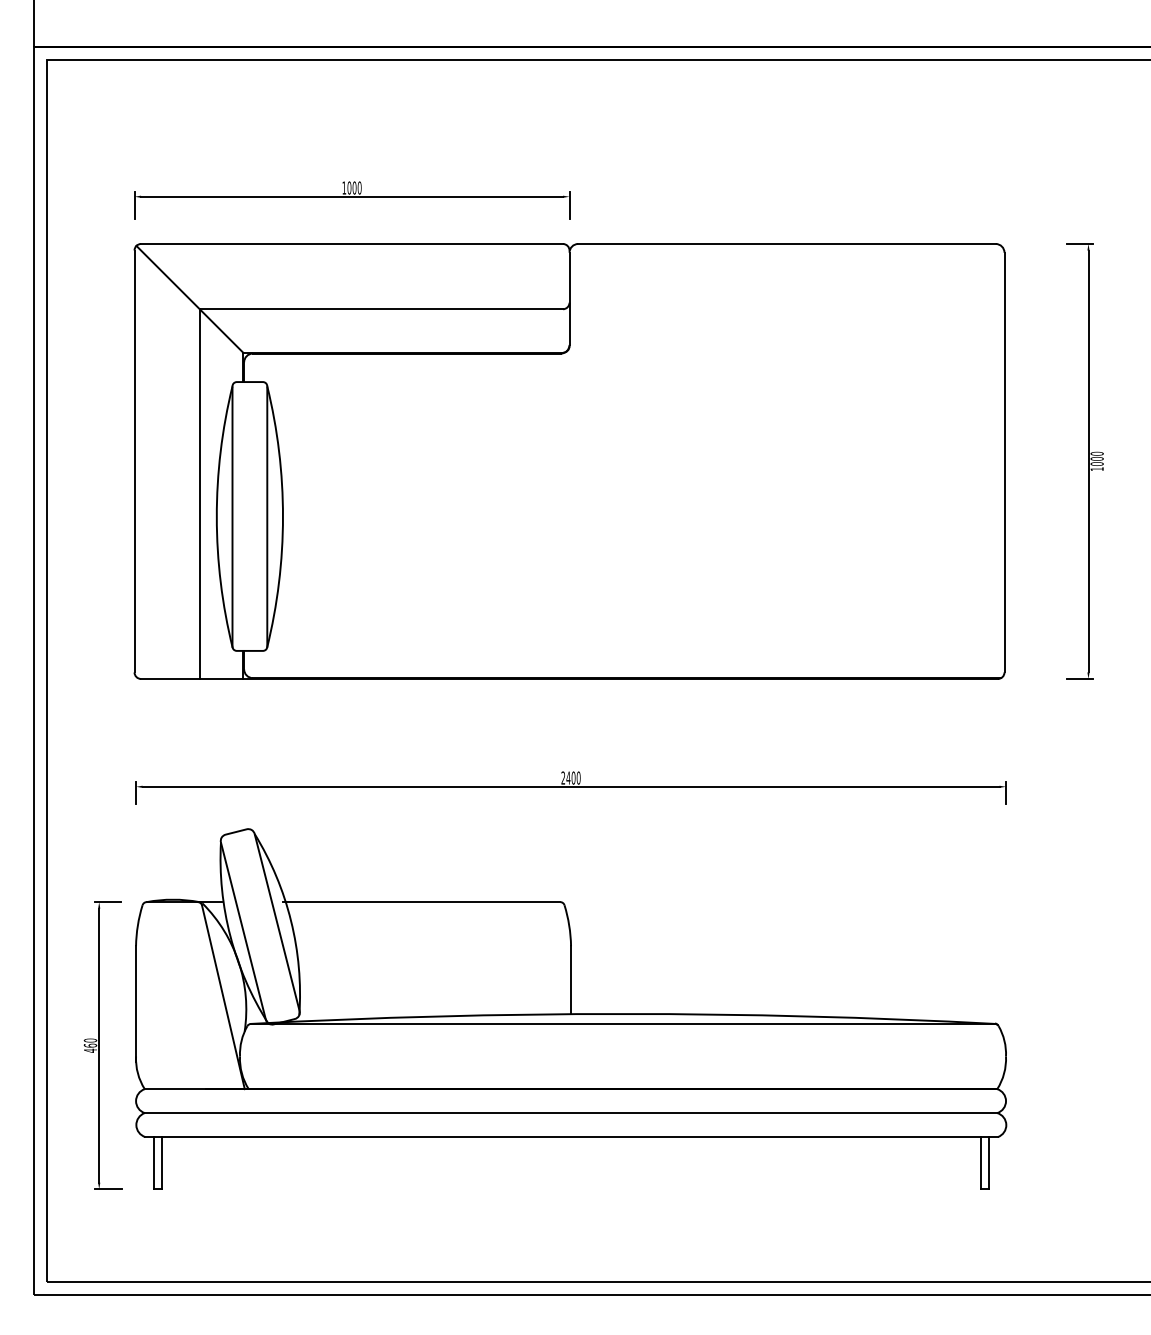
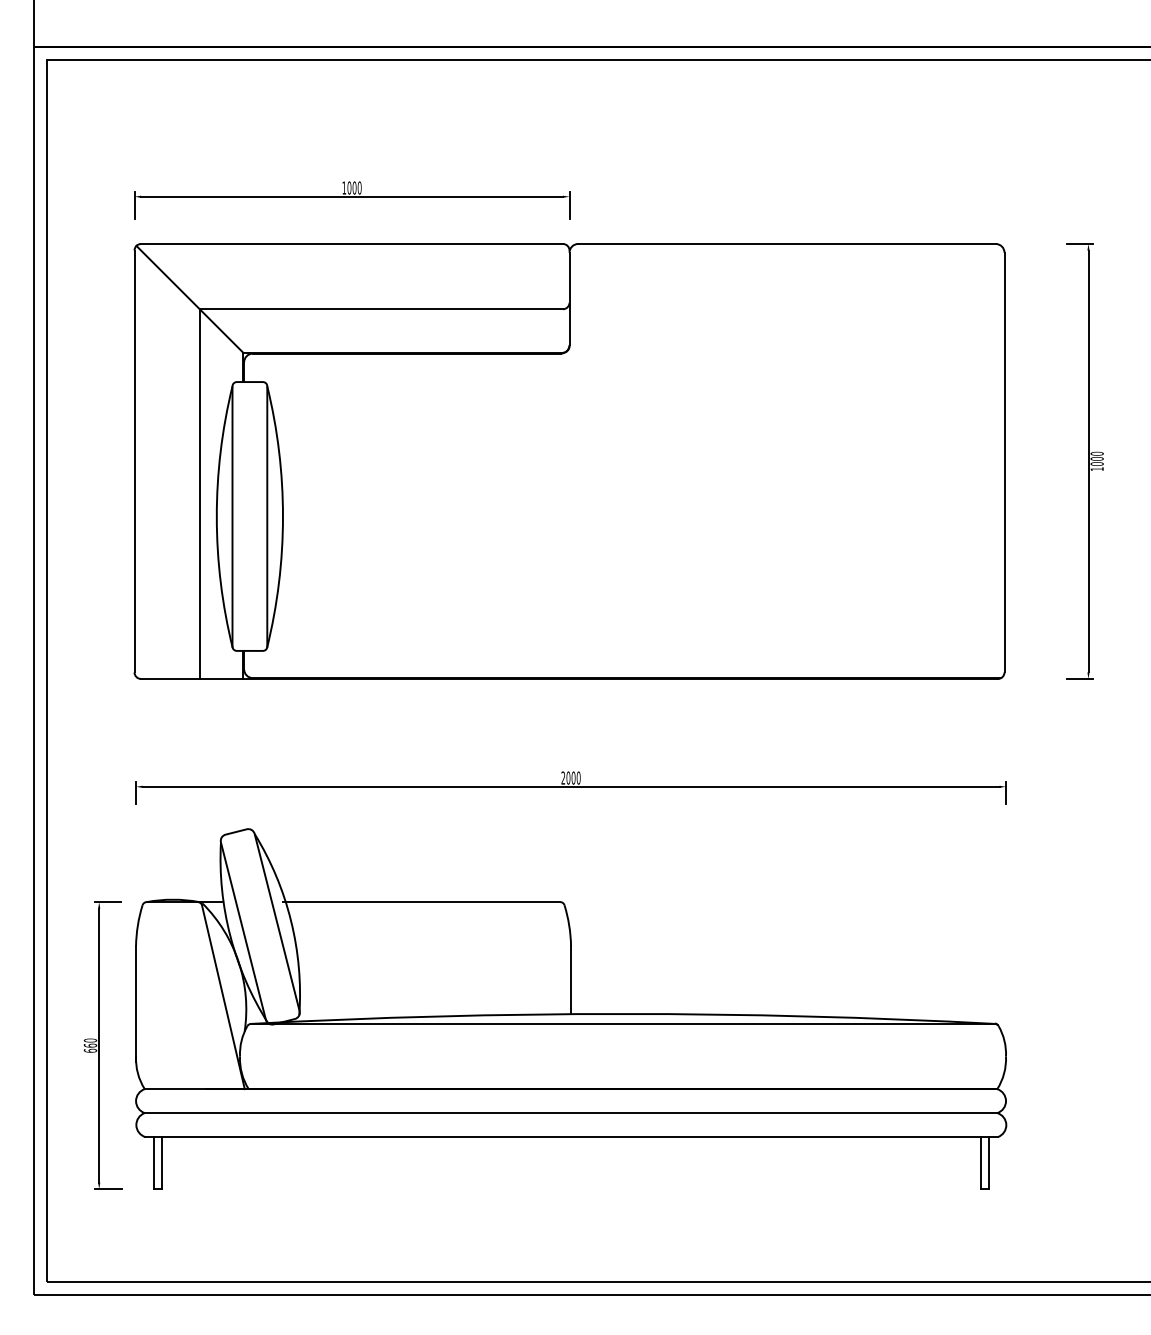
text: 2400 -> 2000 (568, 777)
text: 460 -> 660 (90, 1050)
